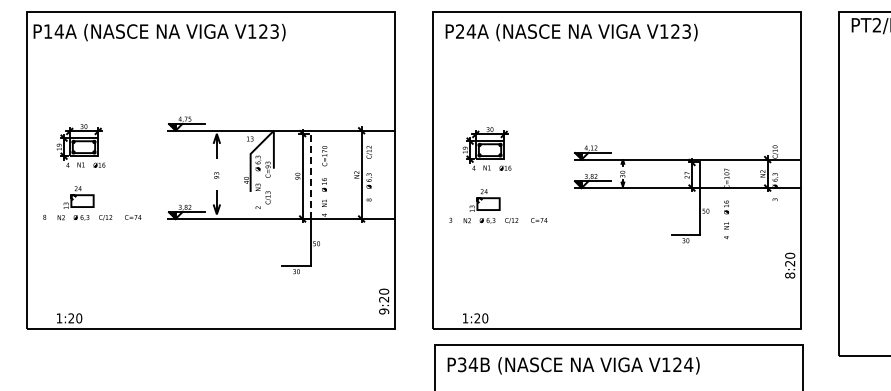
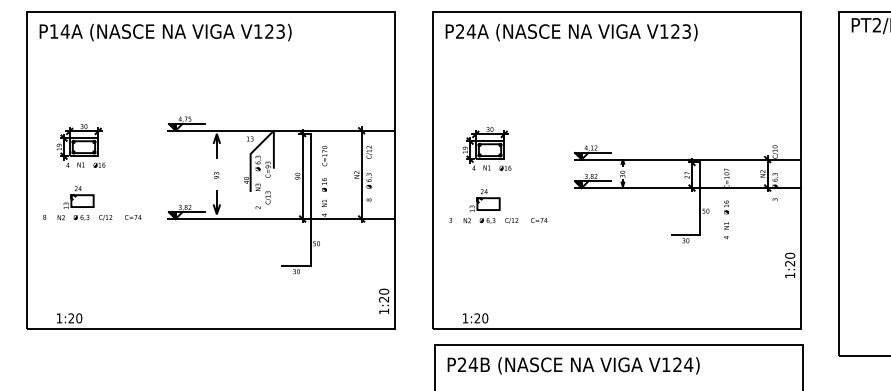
text position: (159, 32) -> (165, 32) (165, 32)
line: dashed -> solid (310, 176)
text: 8:20 -> 1:20 (790, 275)
text: 9:20 -> 1:20 (384, 311)
text: P34B -> P24B (462, 364)
